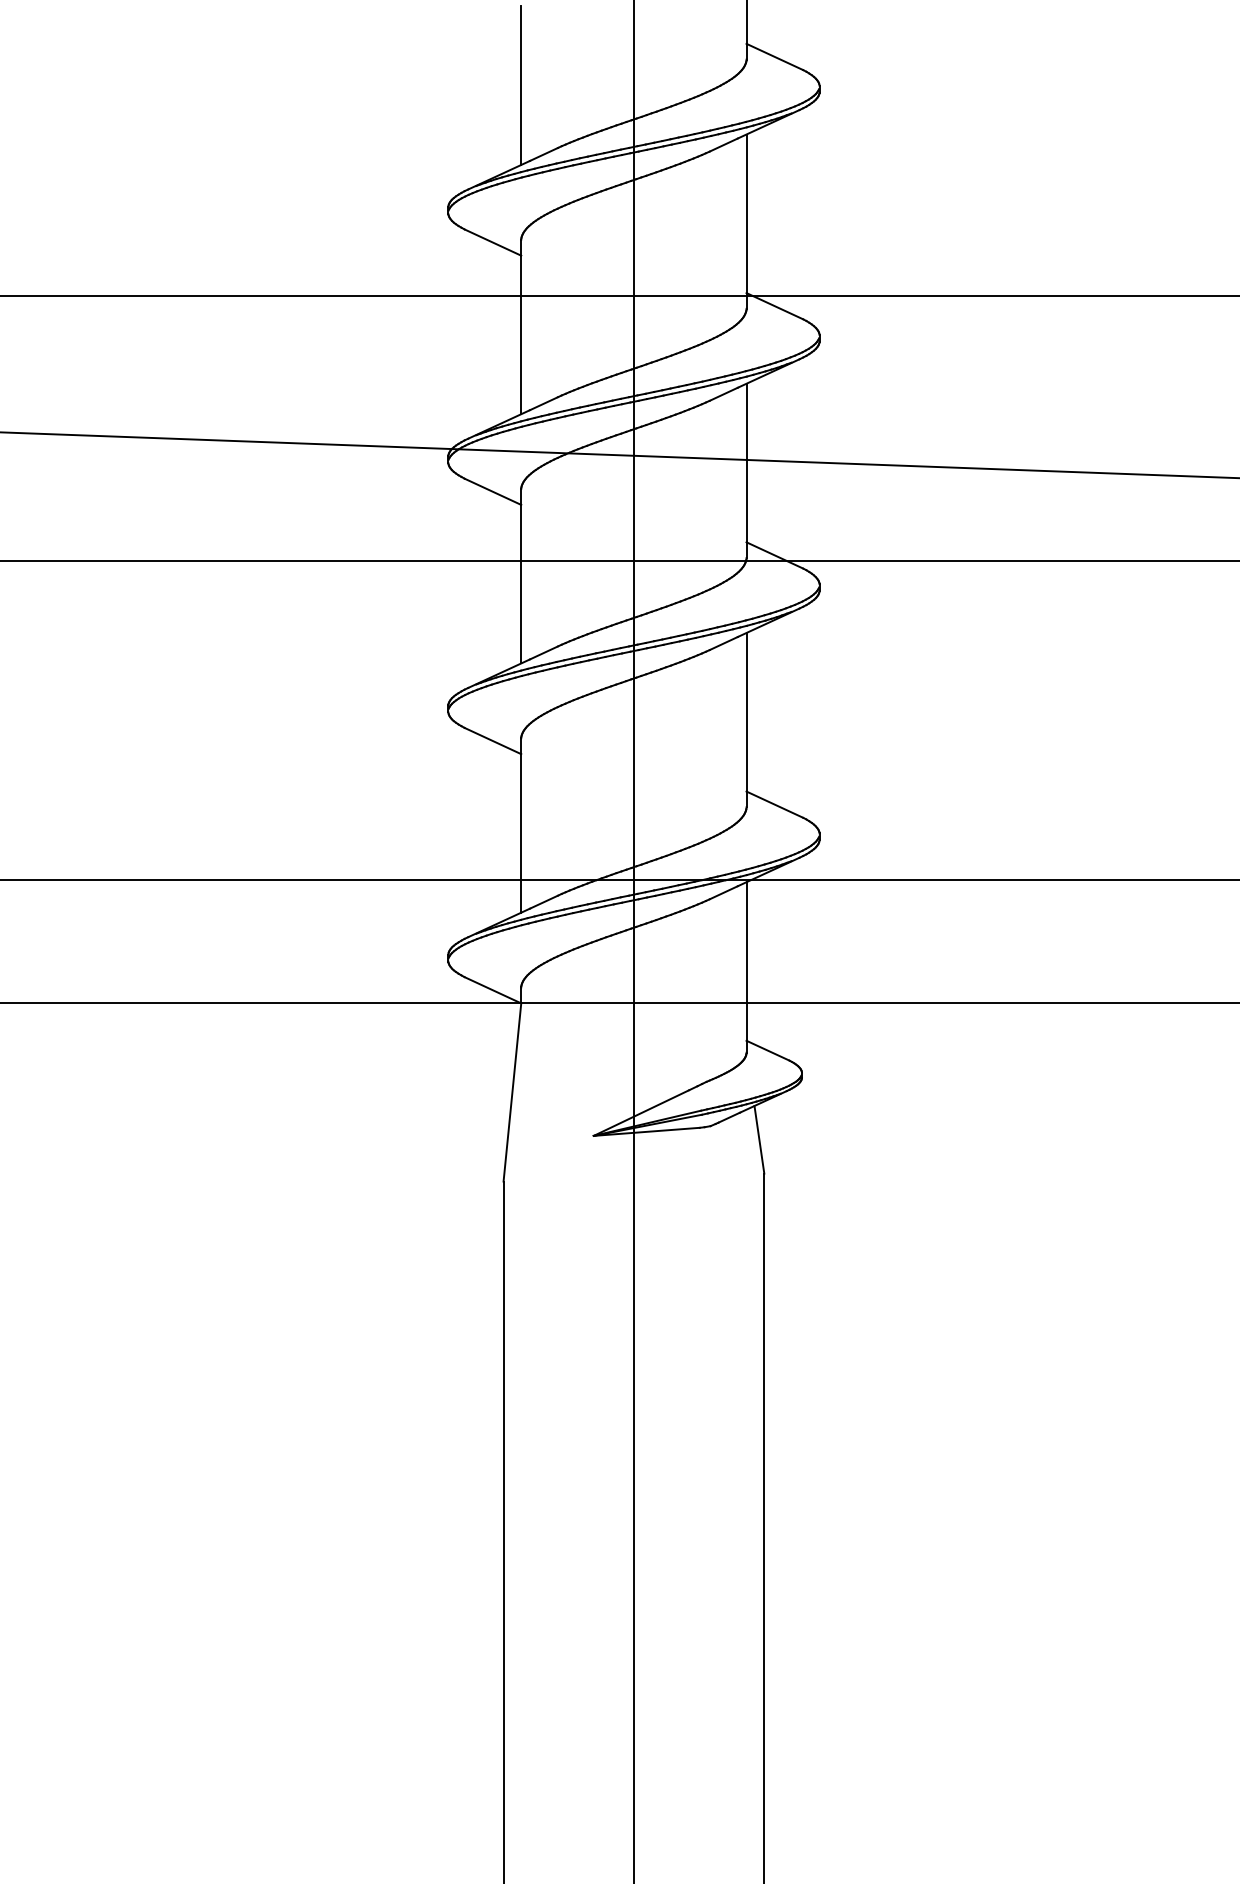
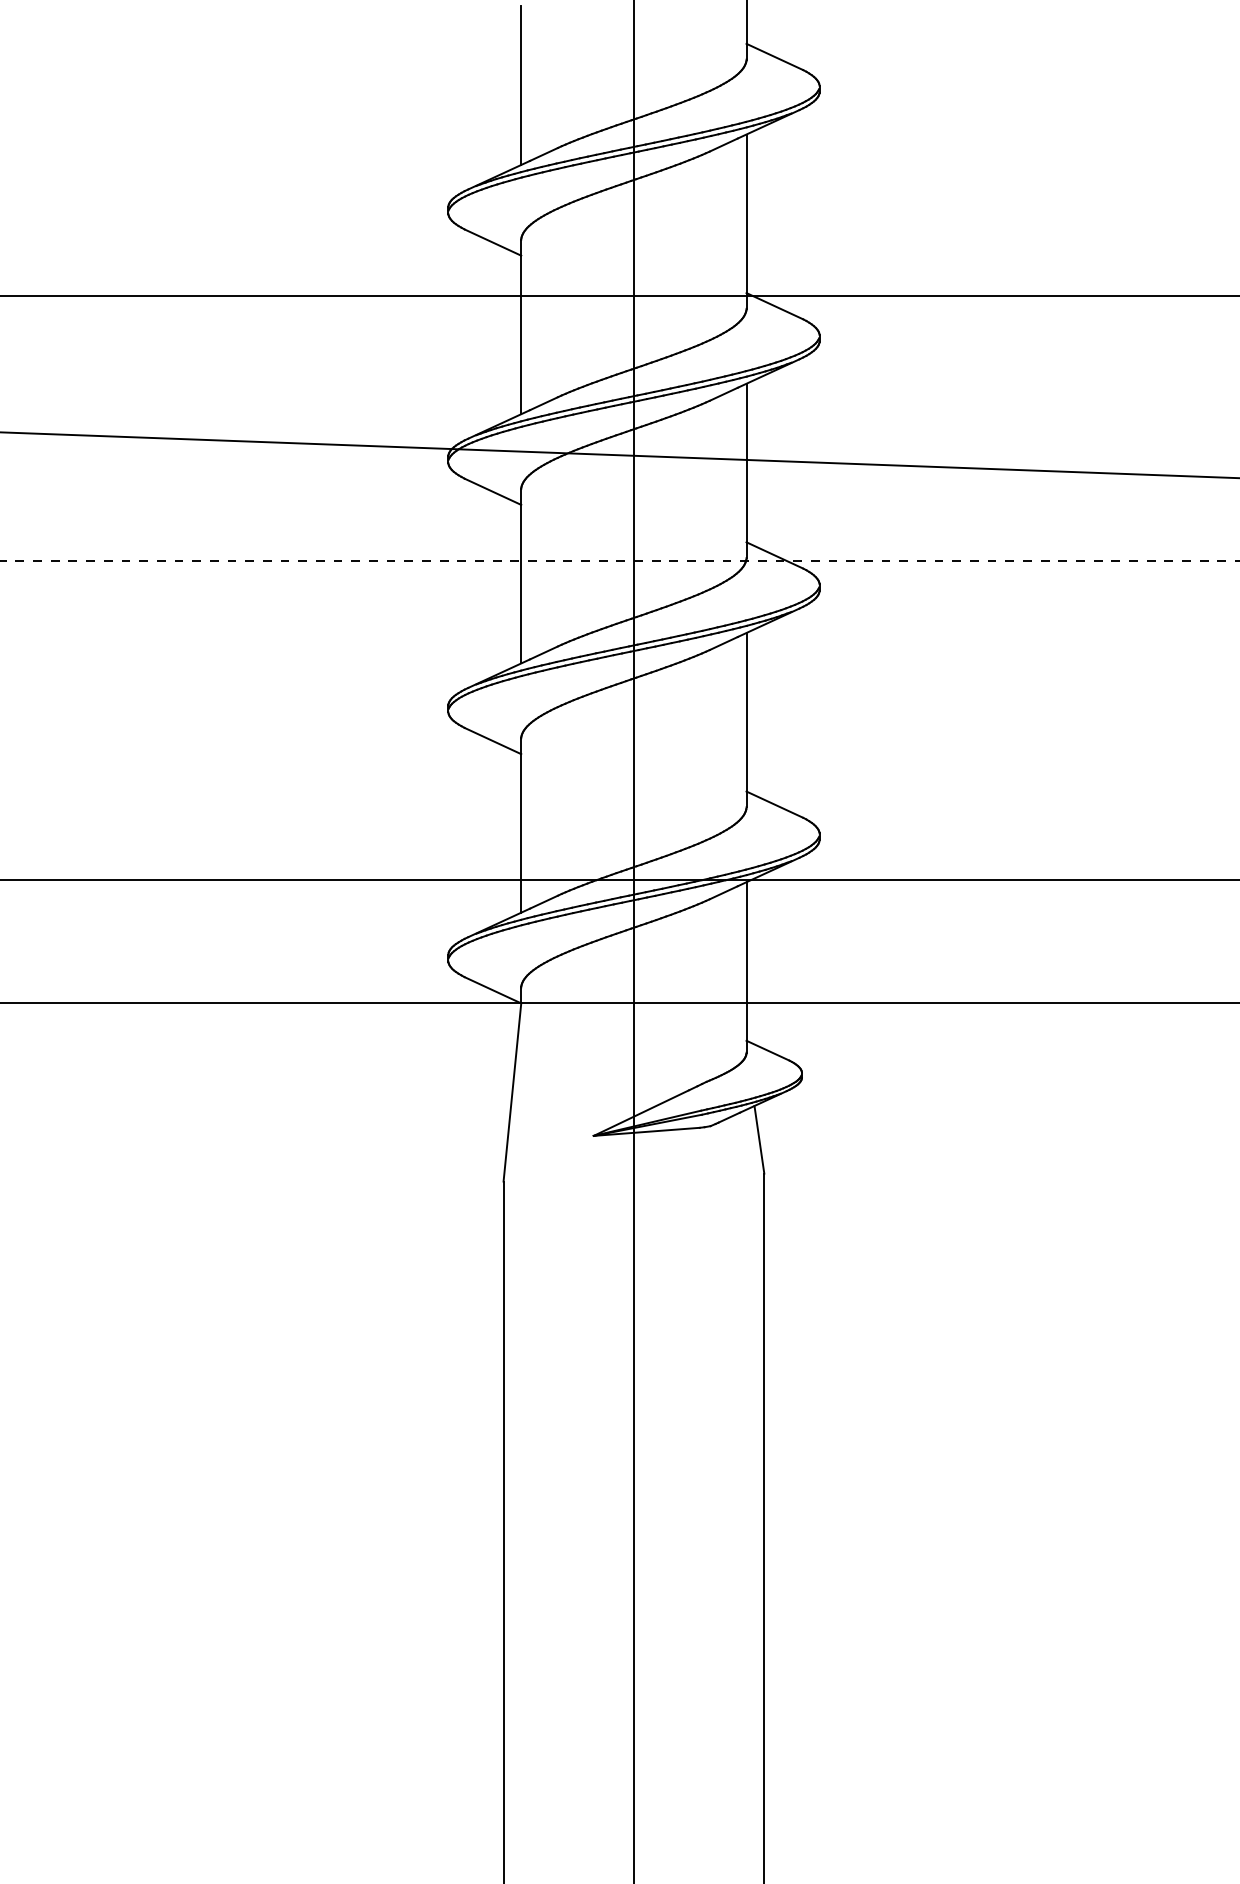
line: solid -> dashed (619, 561)
